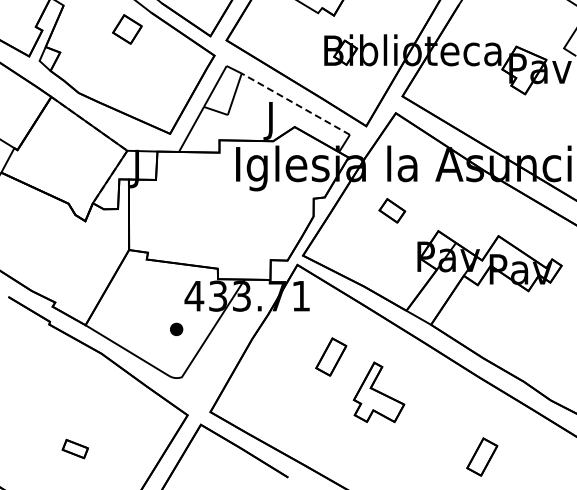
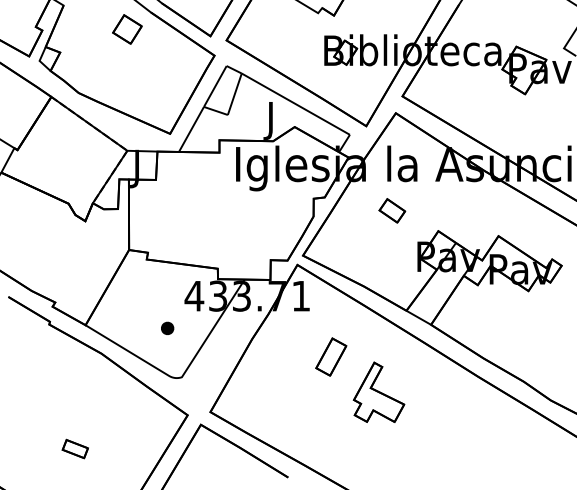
line: dashed -> solid (295, 103)
part position: (176, 328) -> (167, 327) (167, 327)
part: present -> none (482, 456)
